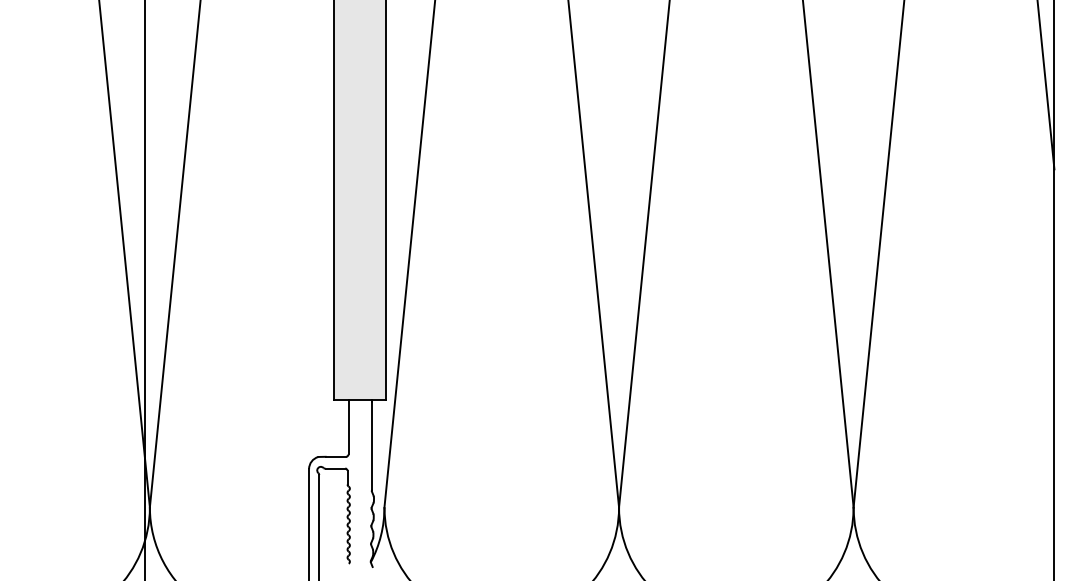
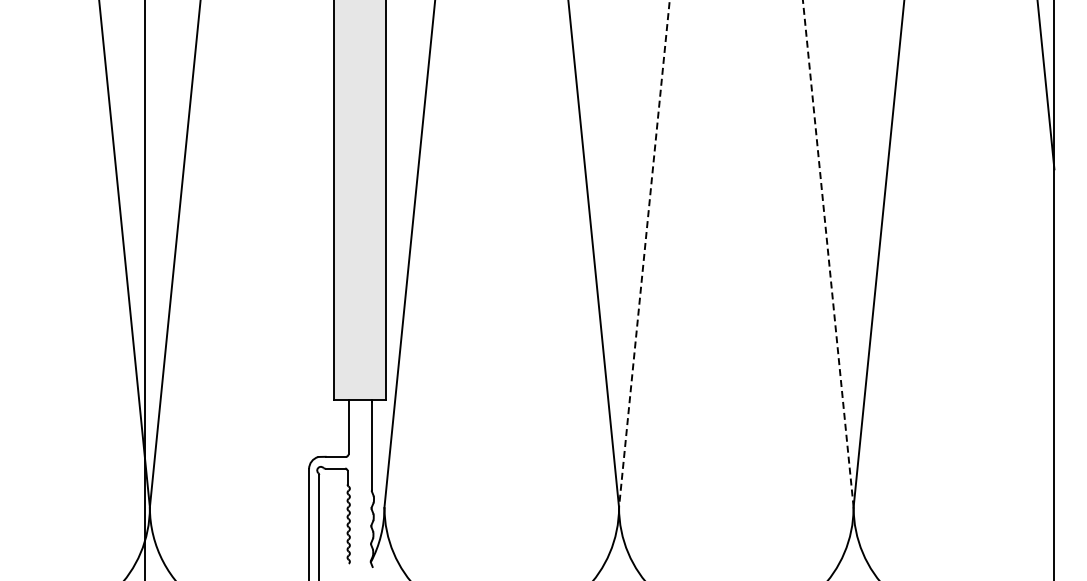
line: solid -> dashed (644, 253)
line: solid -> dashed (828, 253)
